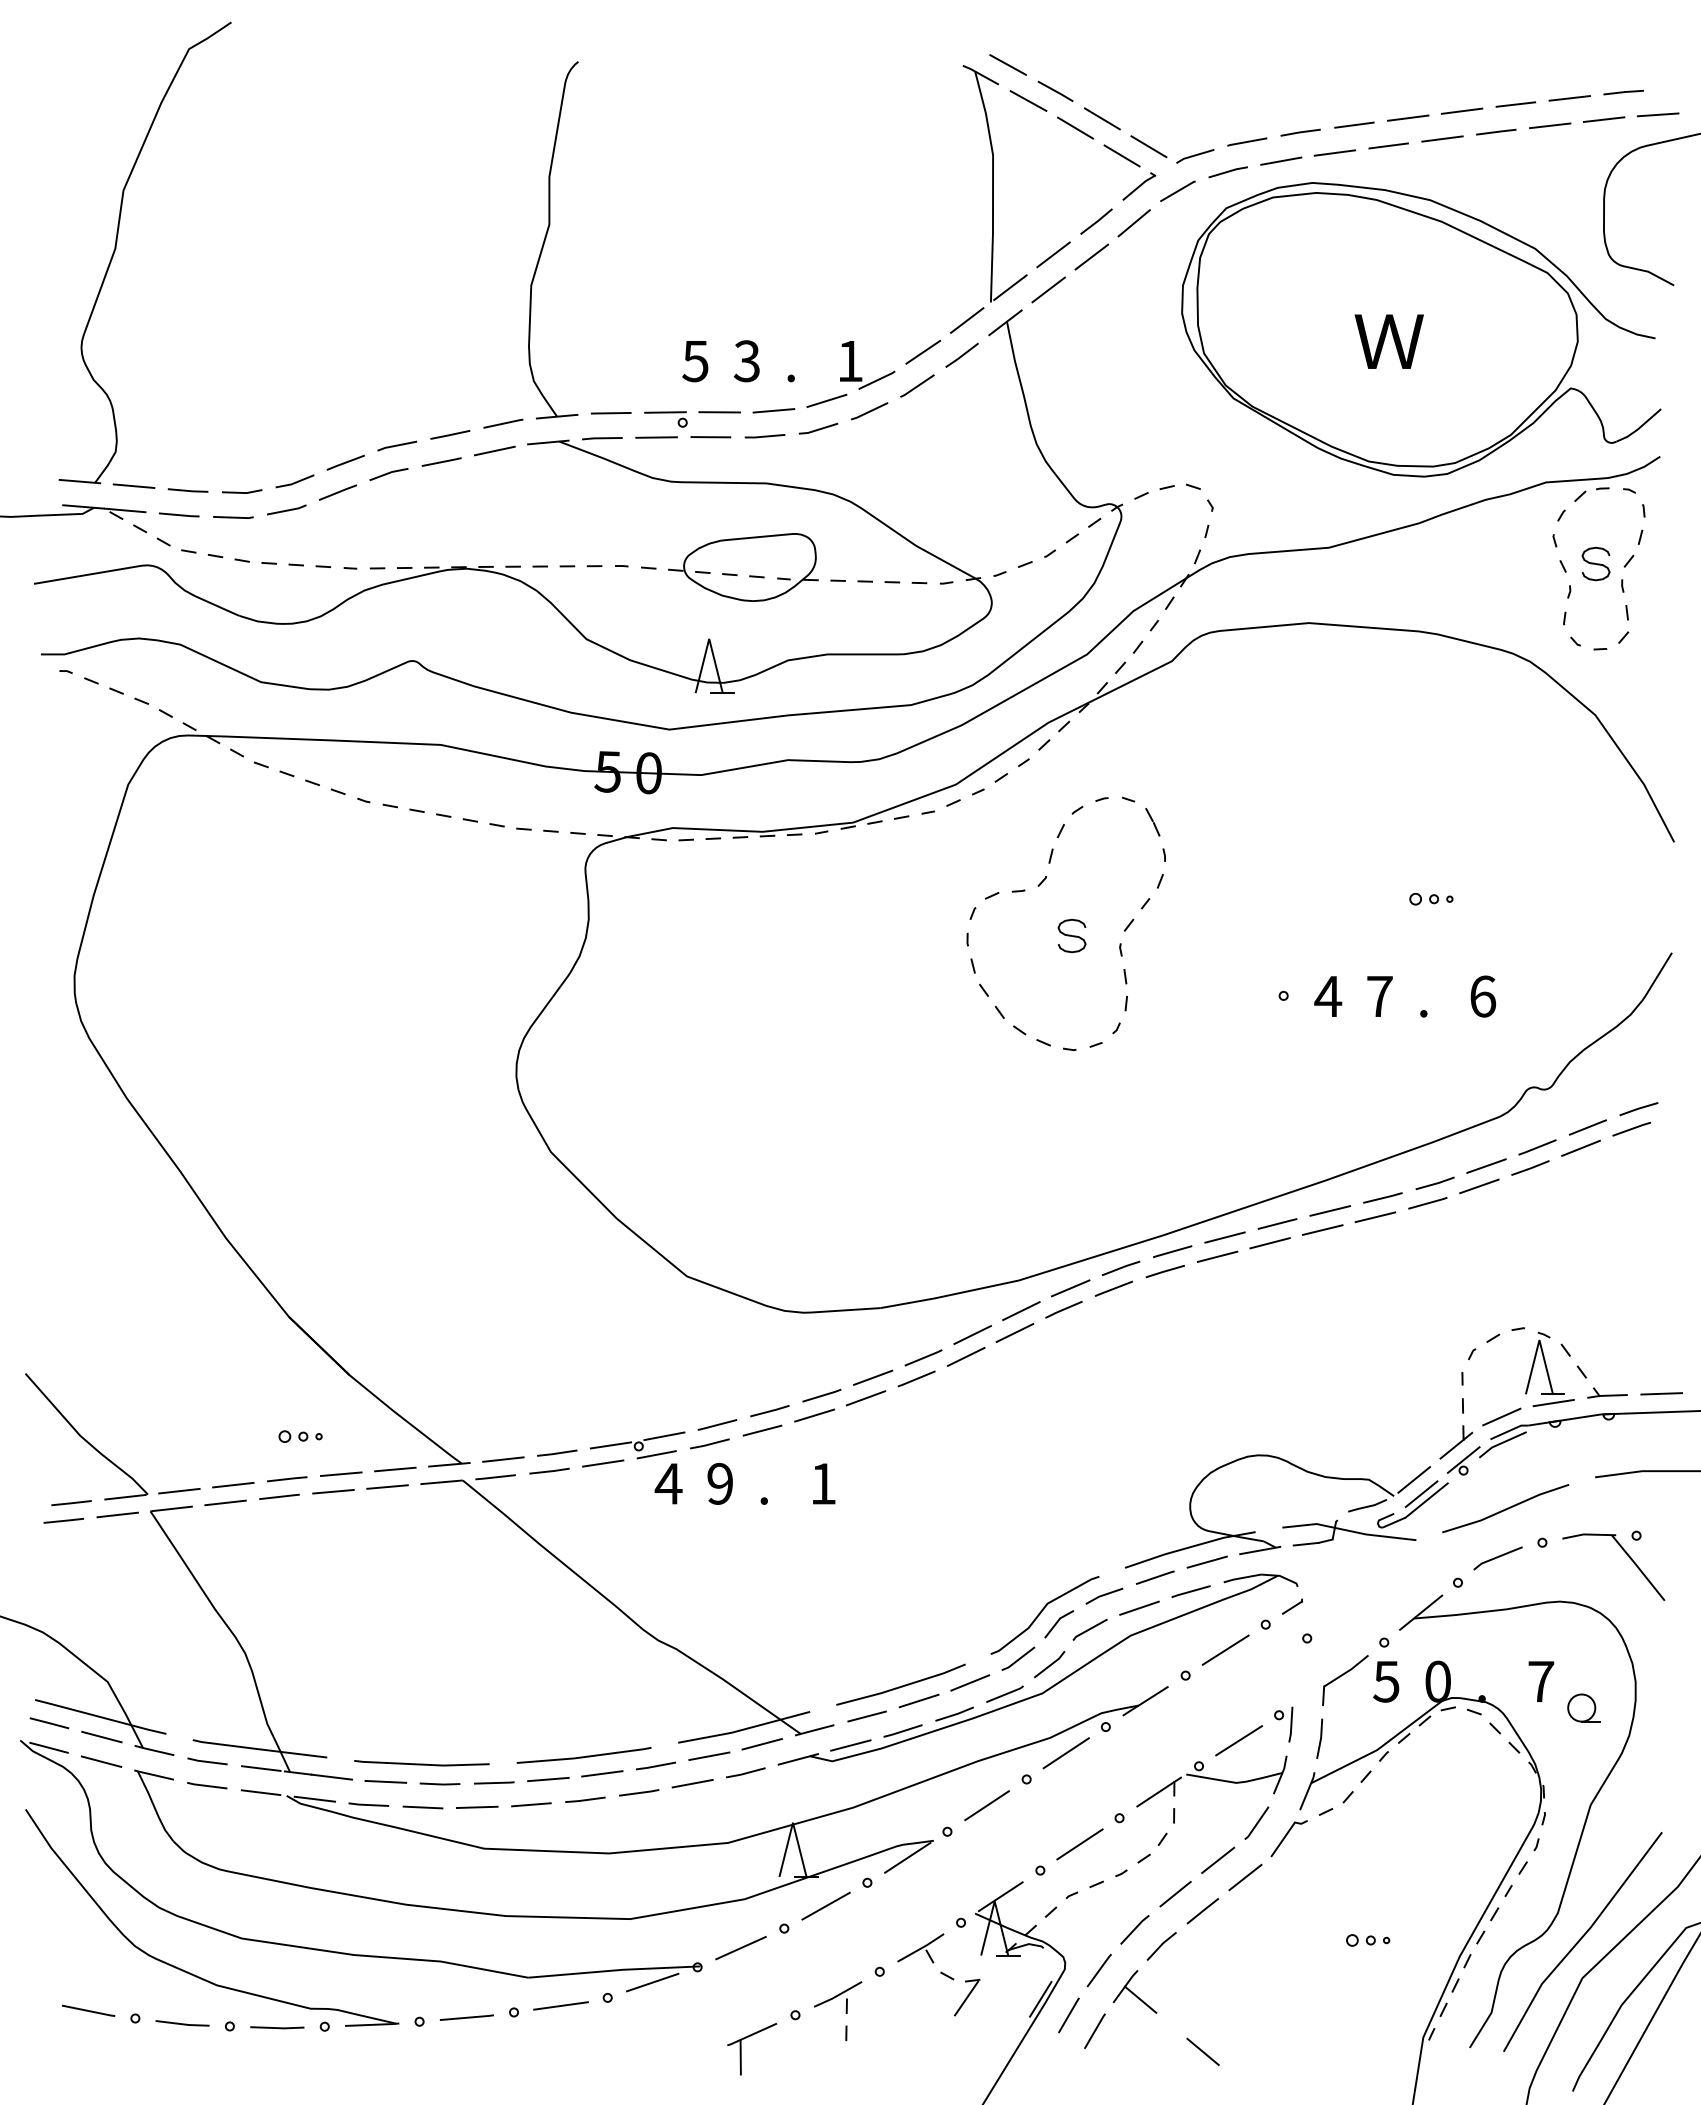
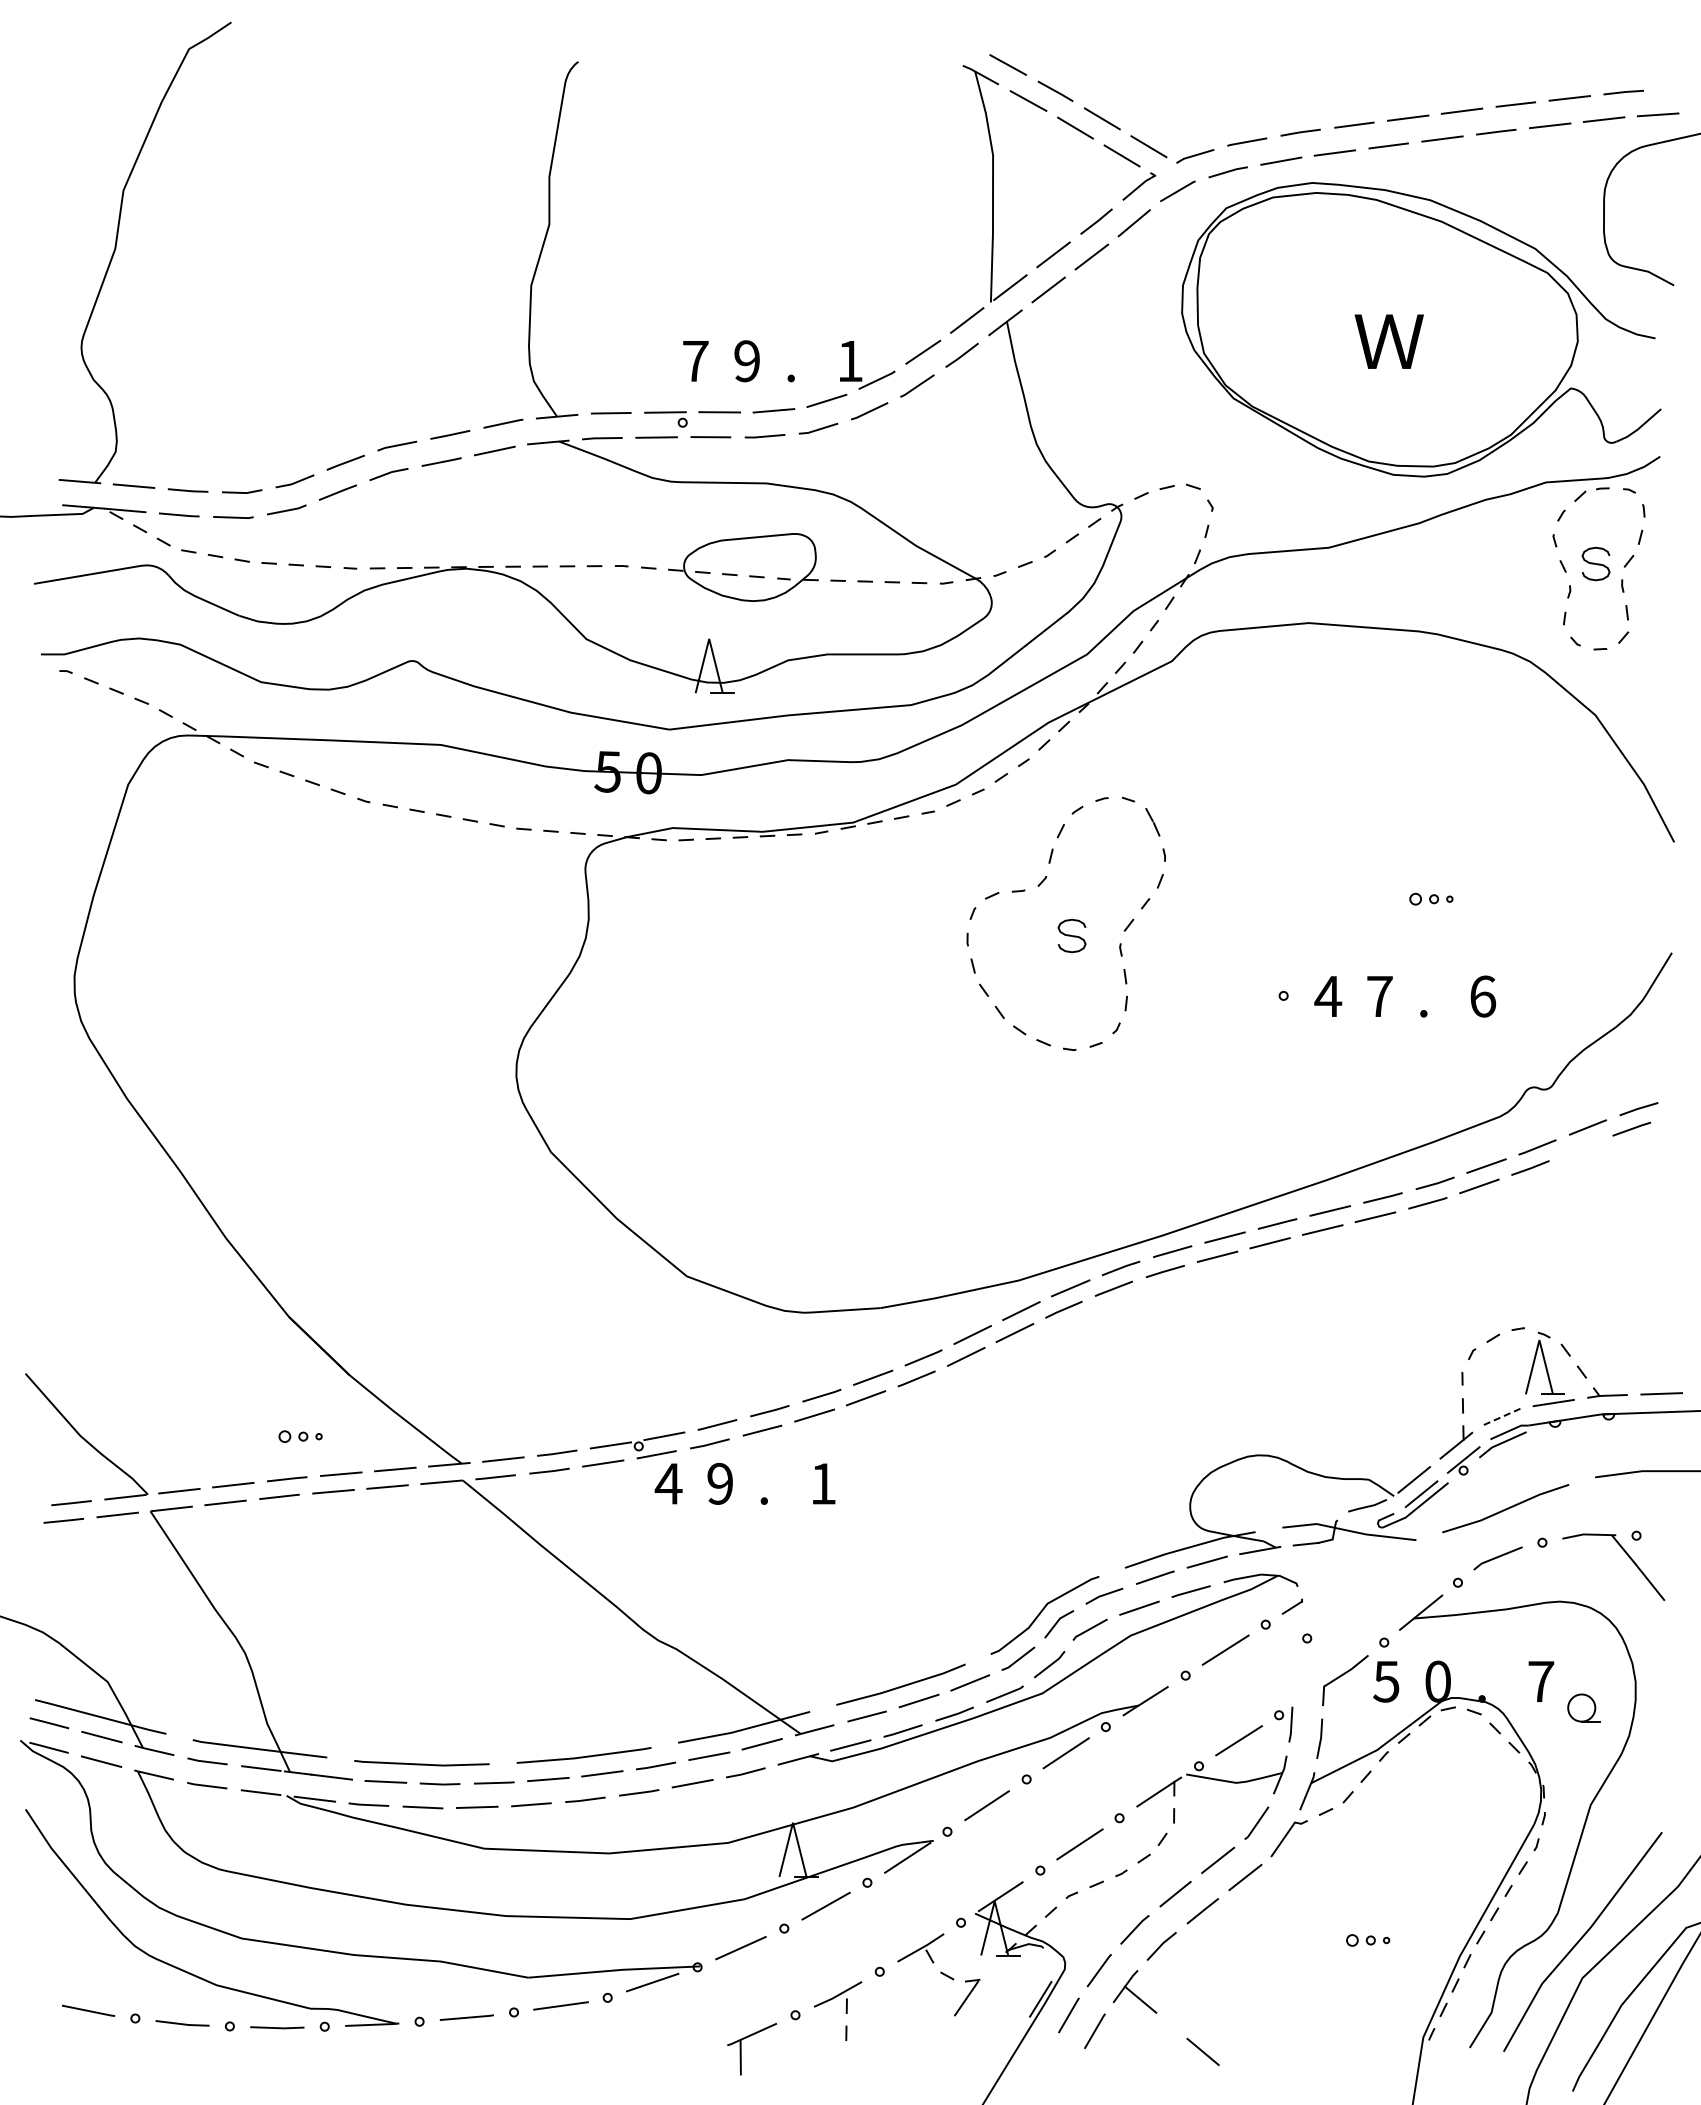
text: 5 -> 7 (695, 361)
text: 3 -> 9 (746, 361)
line: present -> none (1580, 1147)
line: solid -> dashed (1501, 1417)
